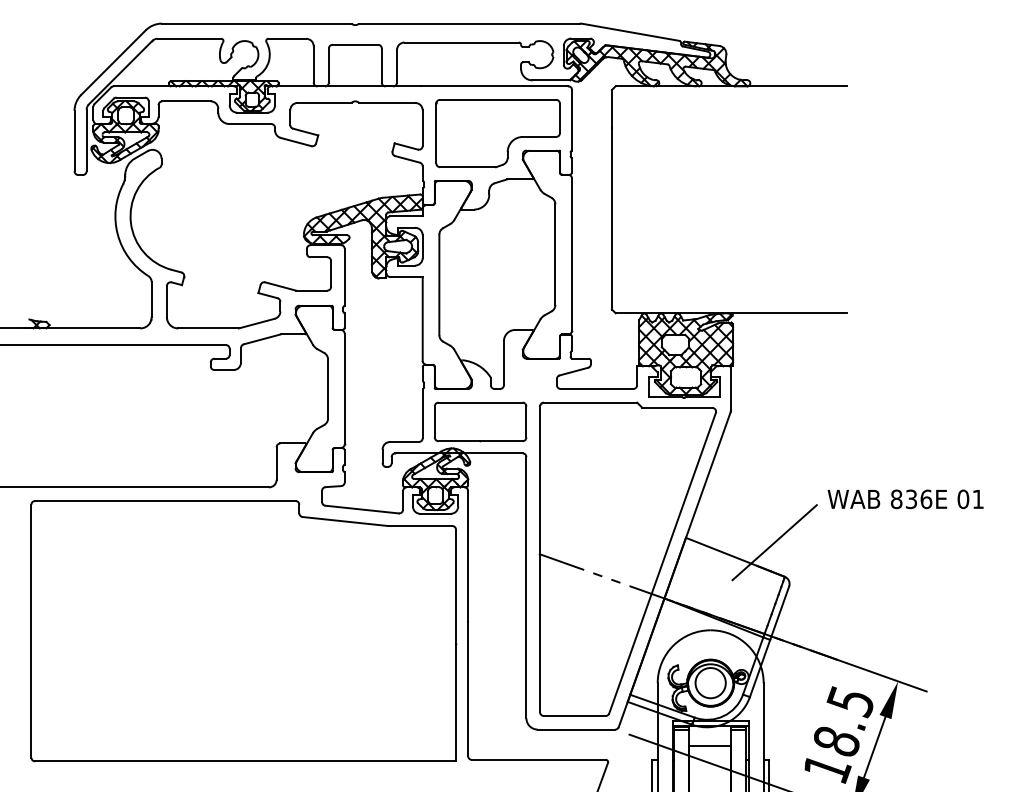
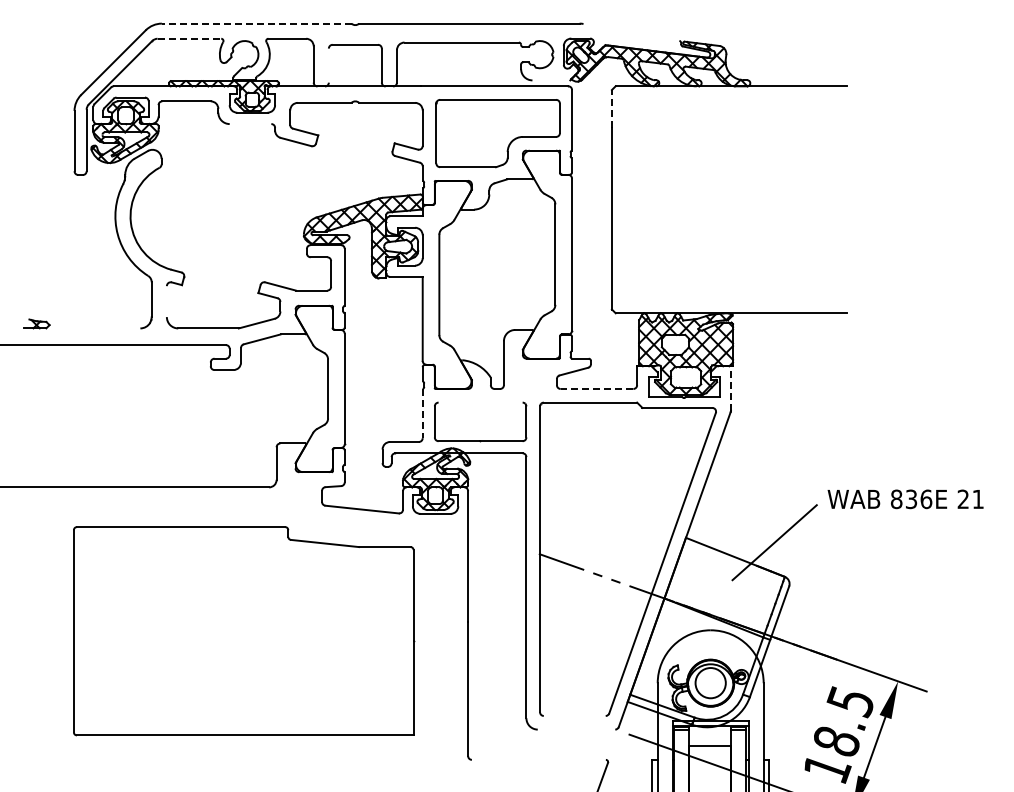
line: solid -> dashed (256, 23)
line: present -> none (631, 31)
line: solid -> dashed (189, 38)
line: present -> none (328, 65)
line: present -> none (551, 80)
line: solid -> dashed (611, 108)
line: present -> none (250, 124)
line: present -> none (166, 301)
line: present -> none (71, 328)
line: solid -> dashed (731, 387)
line: solid -> dashed (596, 388)
line: present -> none (480, 402)
line: solid -> dashed (422, 413)
text: 01 -> 21 (963, 499)
part size: 428x263 px -> 343x211 px (244, 631)
line: present -> none (574, 715)
line: present -> none (576, 729)
line: present -> none (538, 759)
